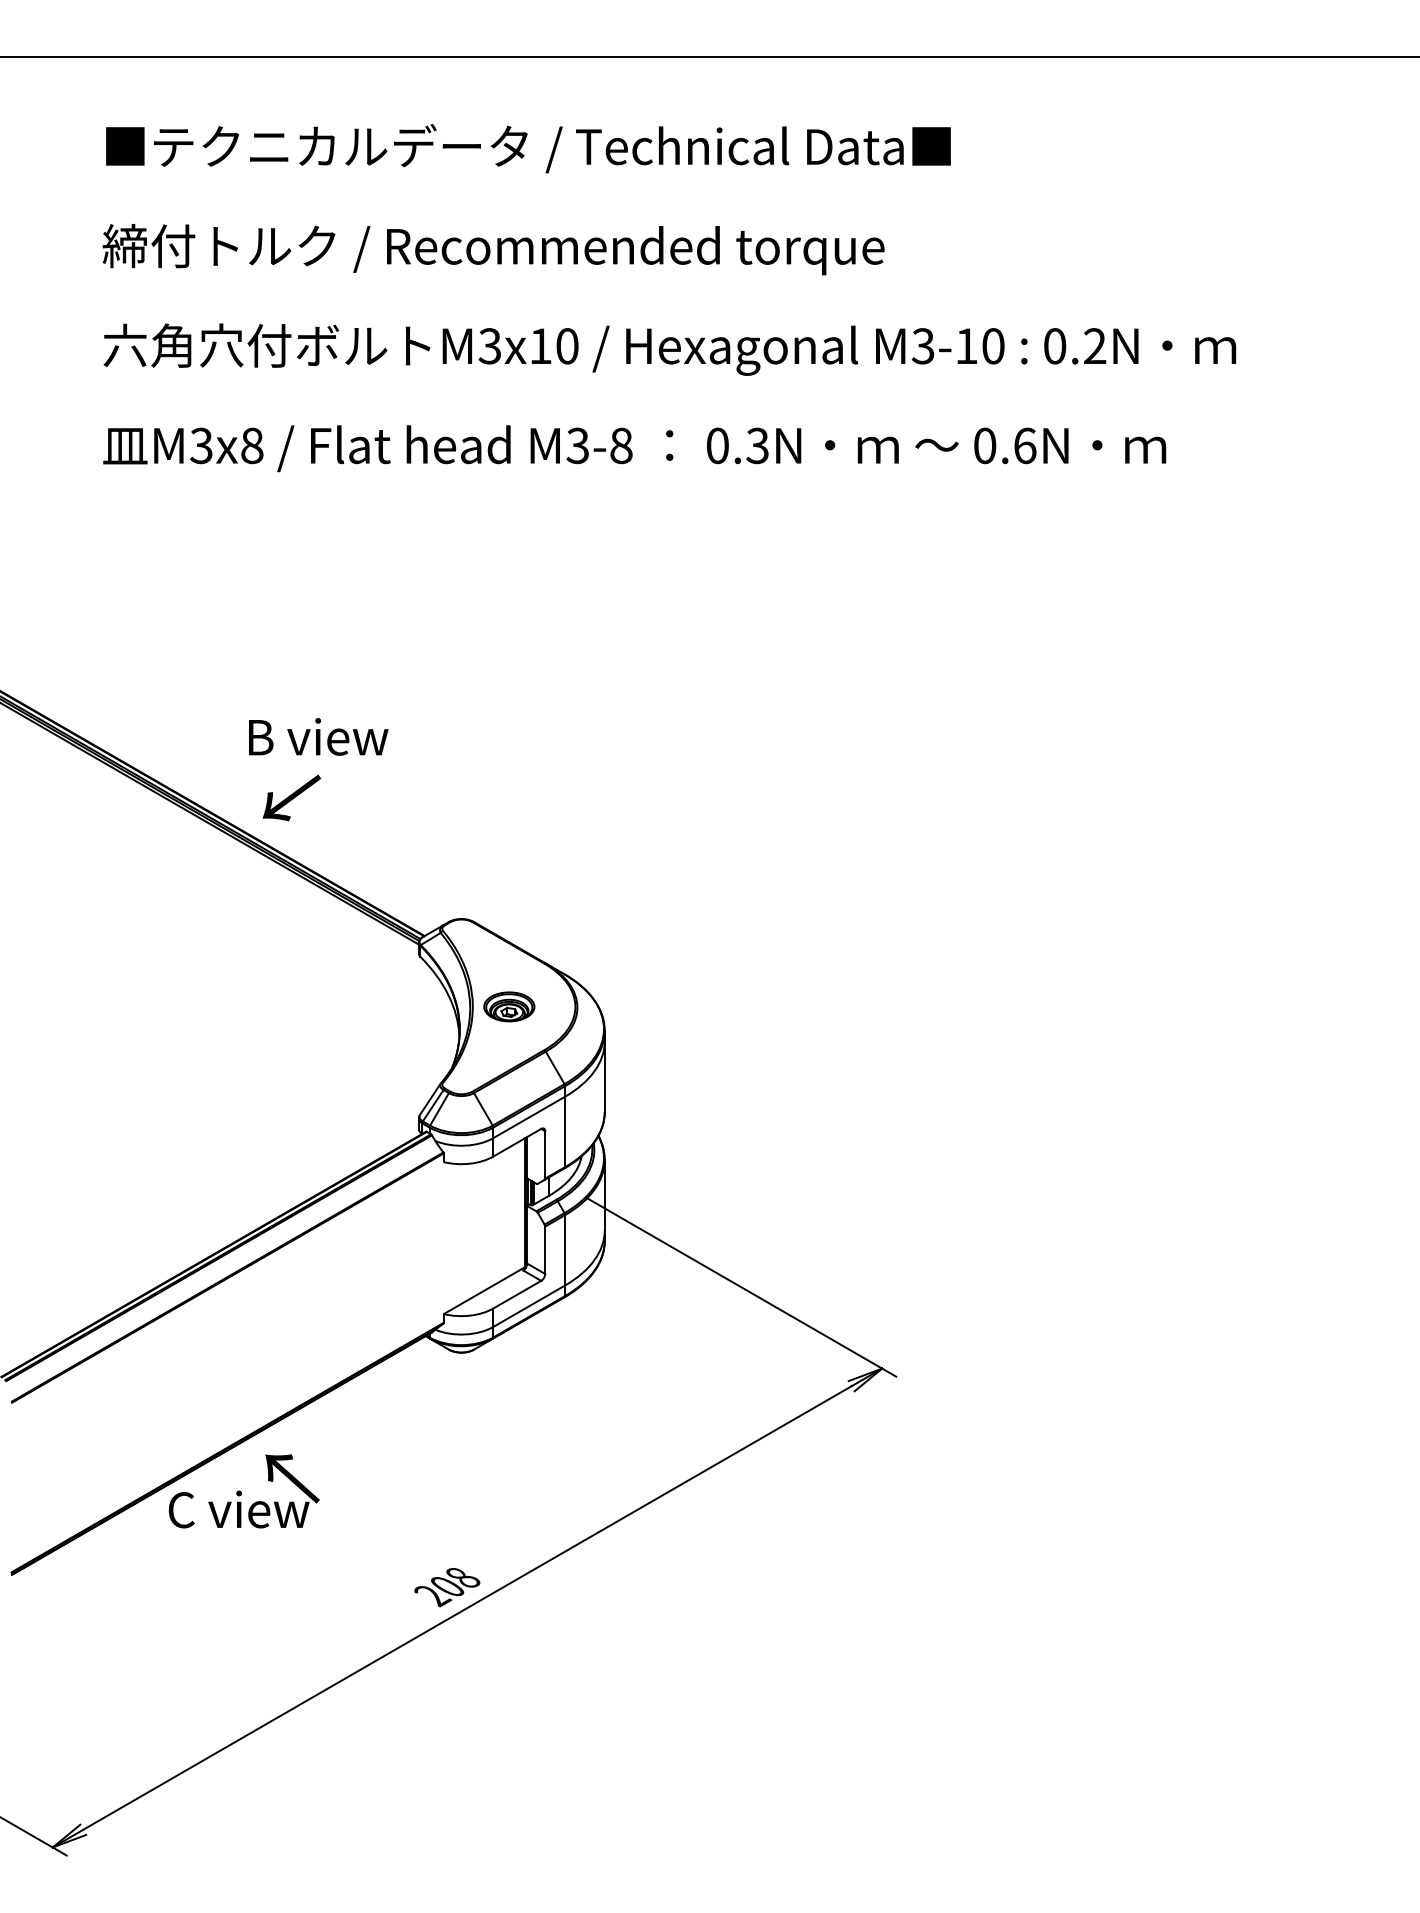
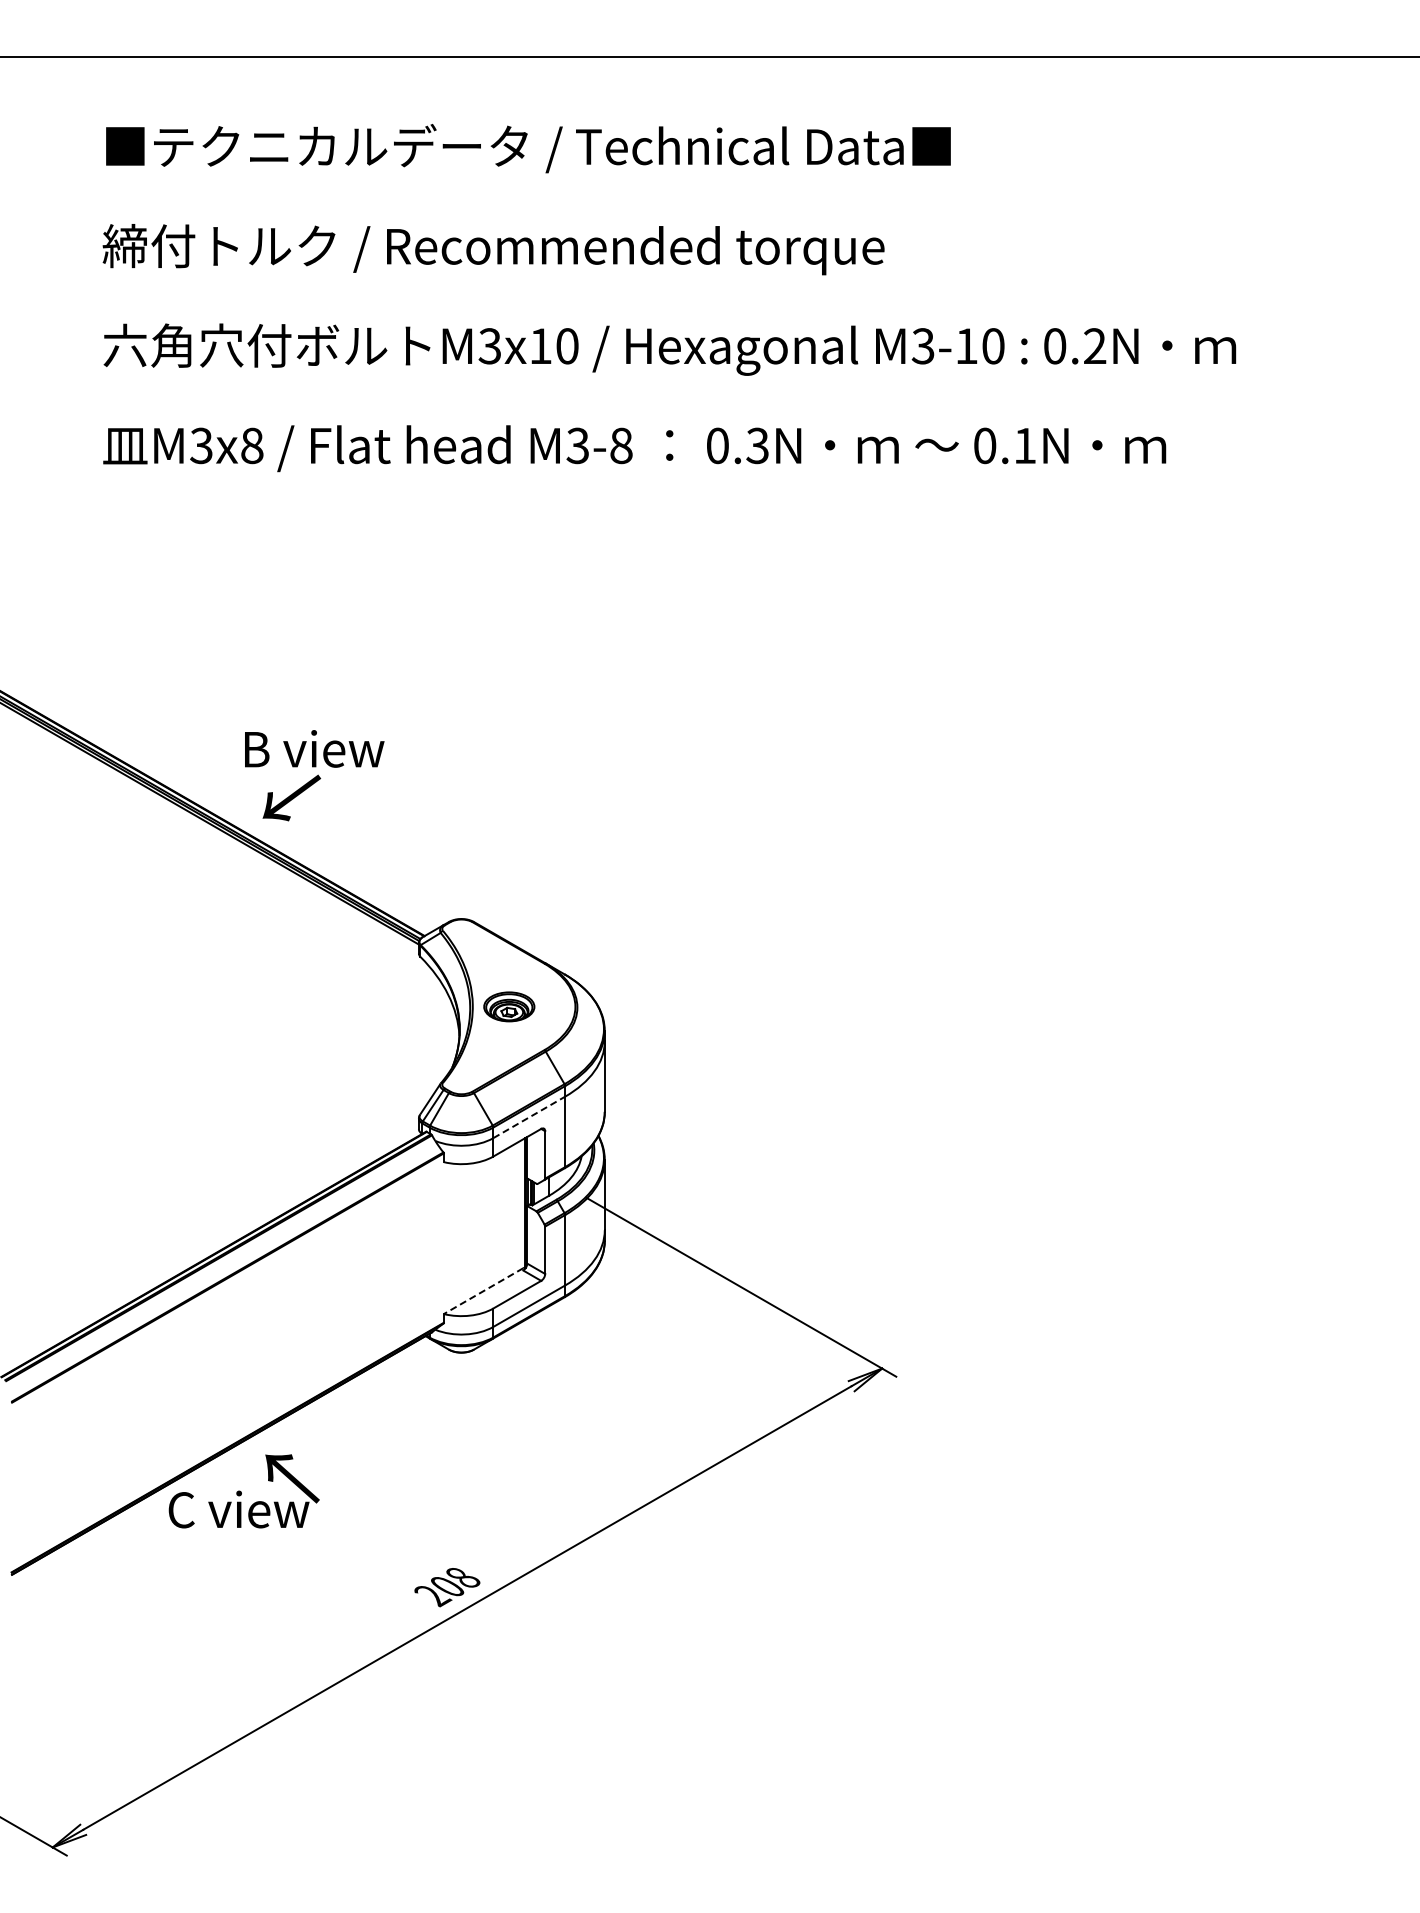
text: 0.6N -> 0.1N (1025, 445)
text position: (318, 736) -> (314, 748) (314, 748)
line: solid -> dashed (529, 1117)
line: solid -> dashed (483, 1291)
